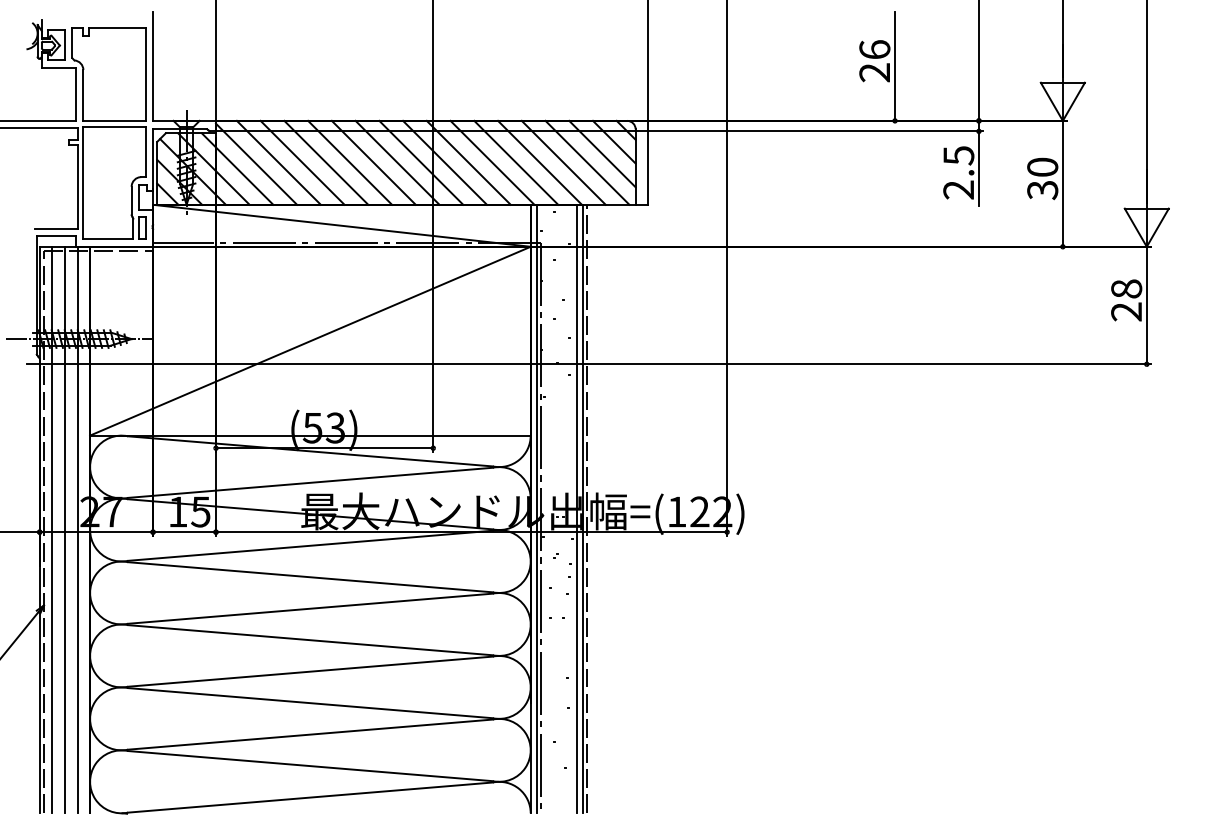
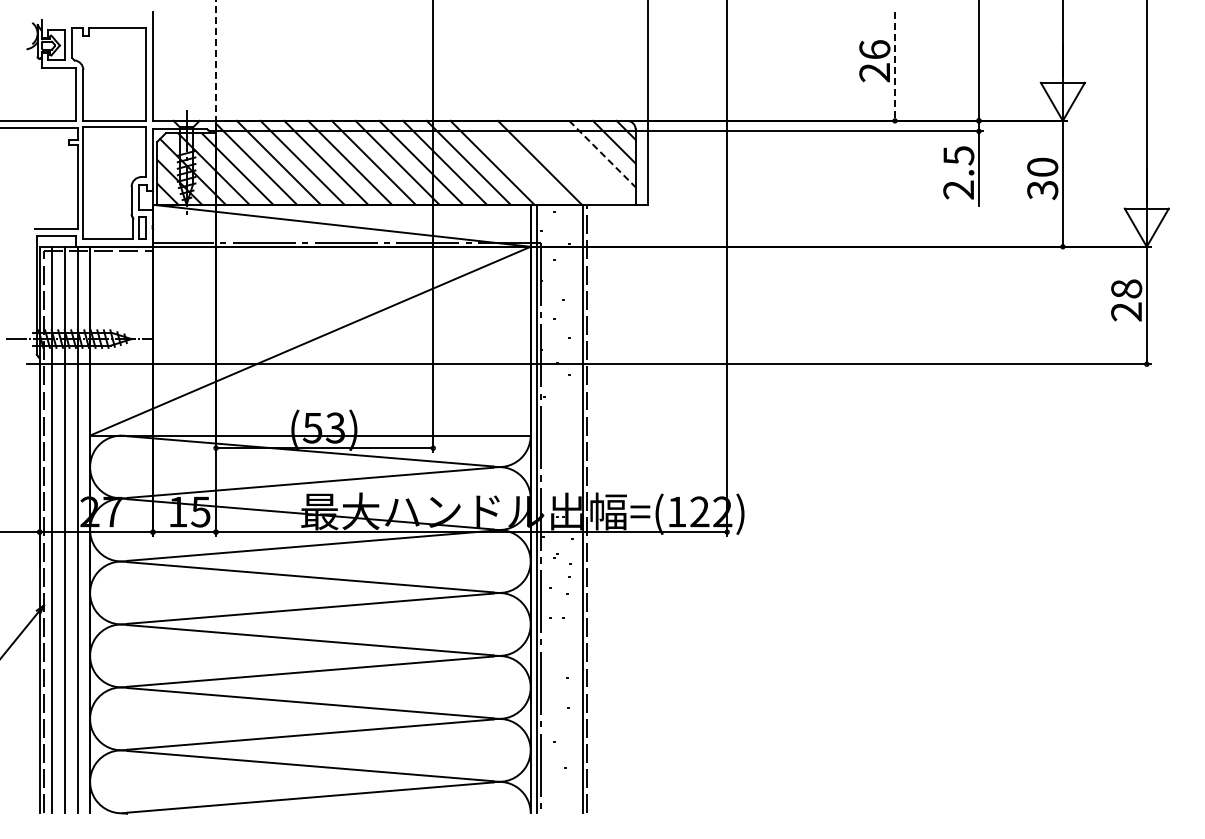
line: solid -> dashed (216, 61)
line: solid -> dashed (895, 66)
line: solid -> dashed (602, 154)
line: present -> none (516, 162)
line: present -> none (563, 162)
line: present -> none (587, 162)
line: present -> none (576, 508)
